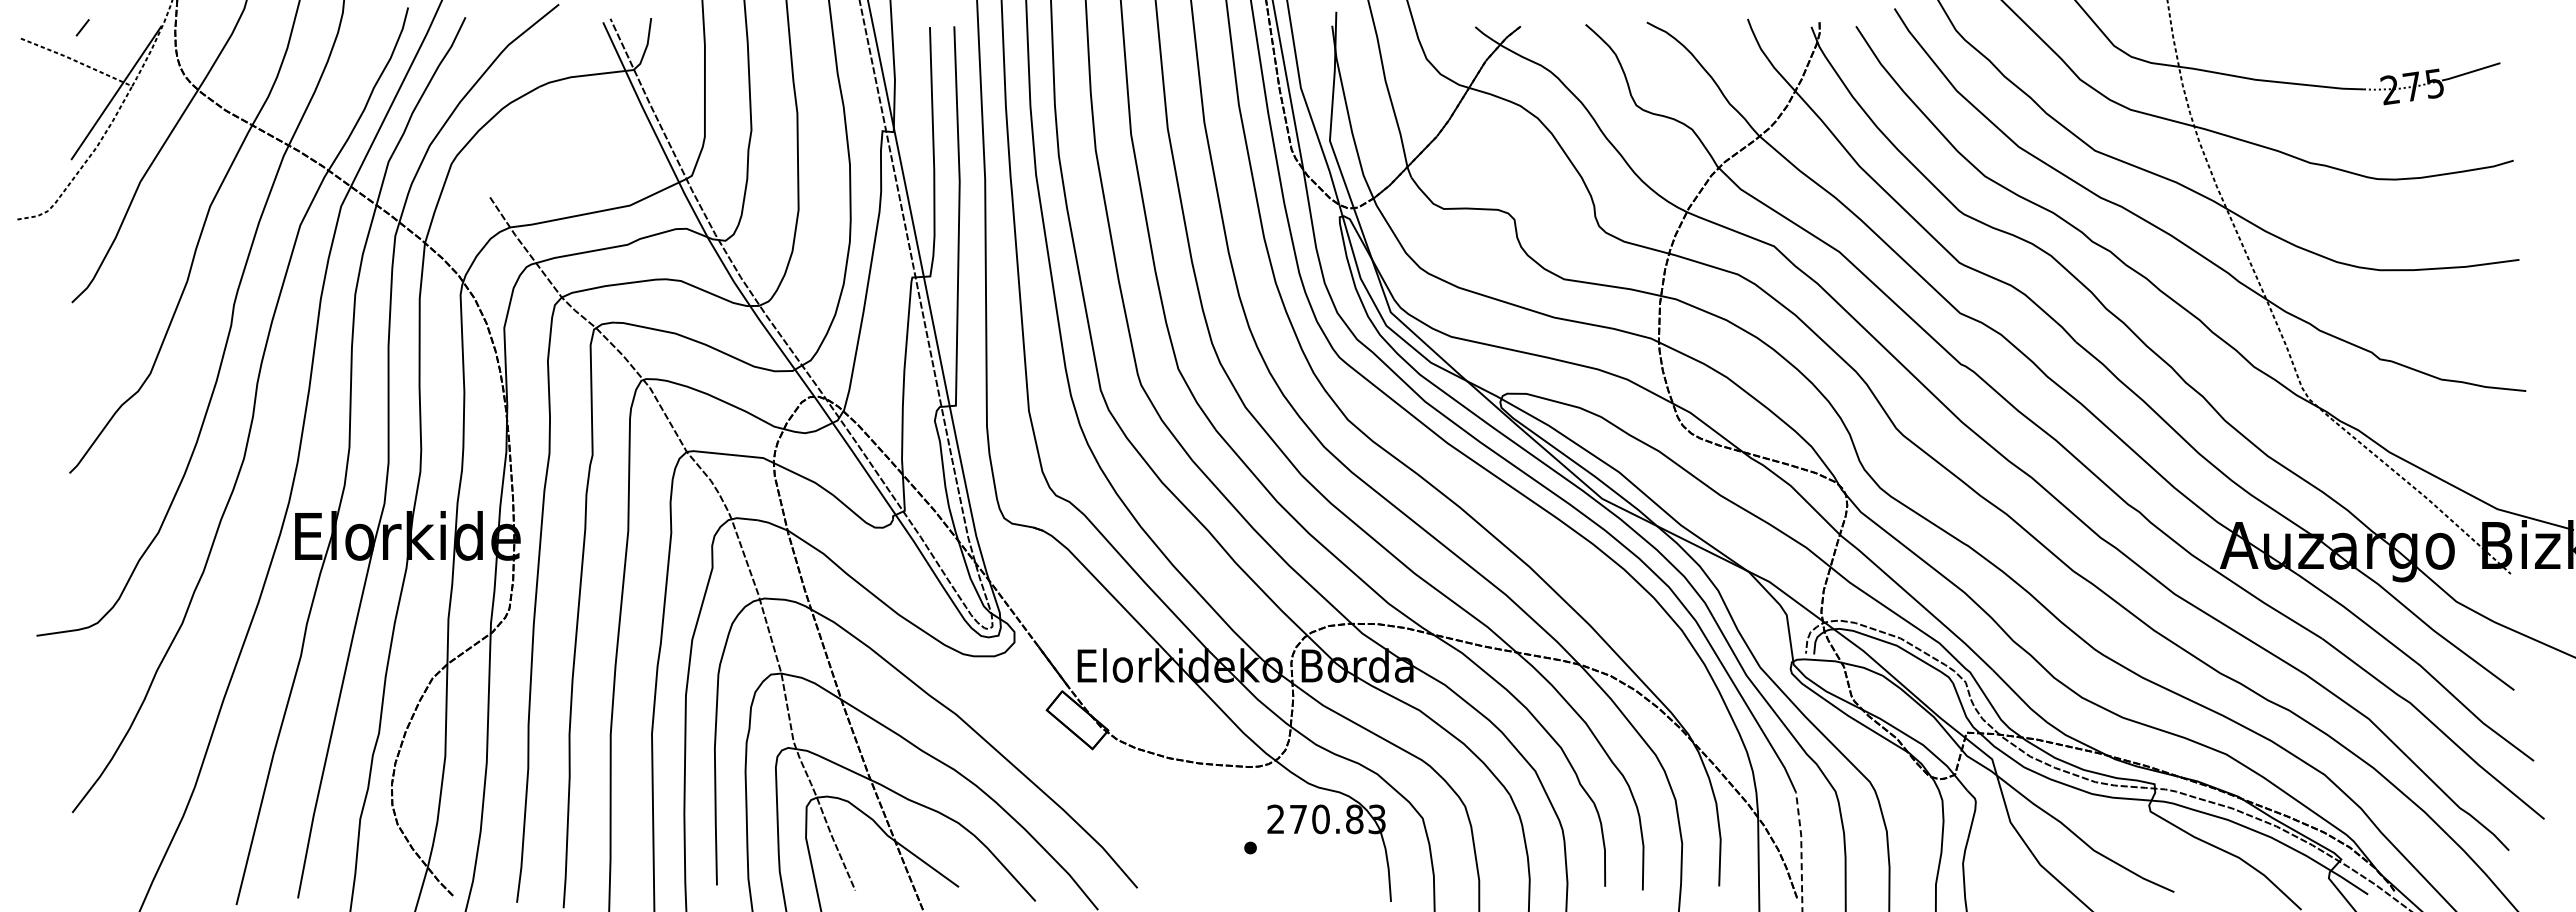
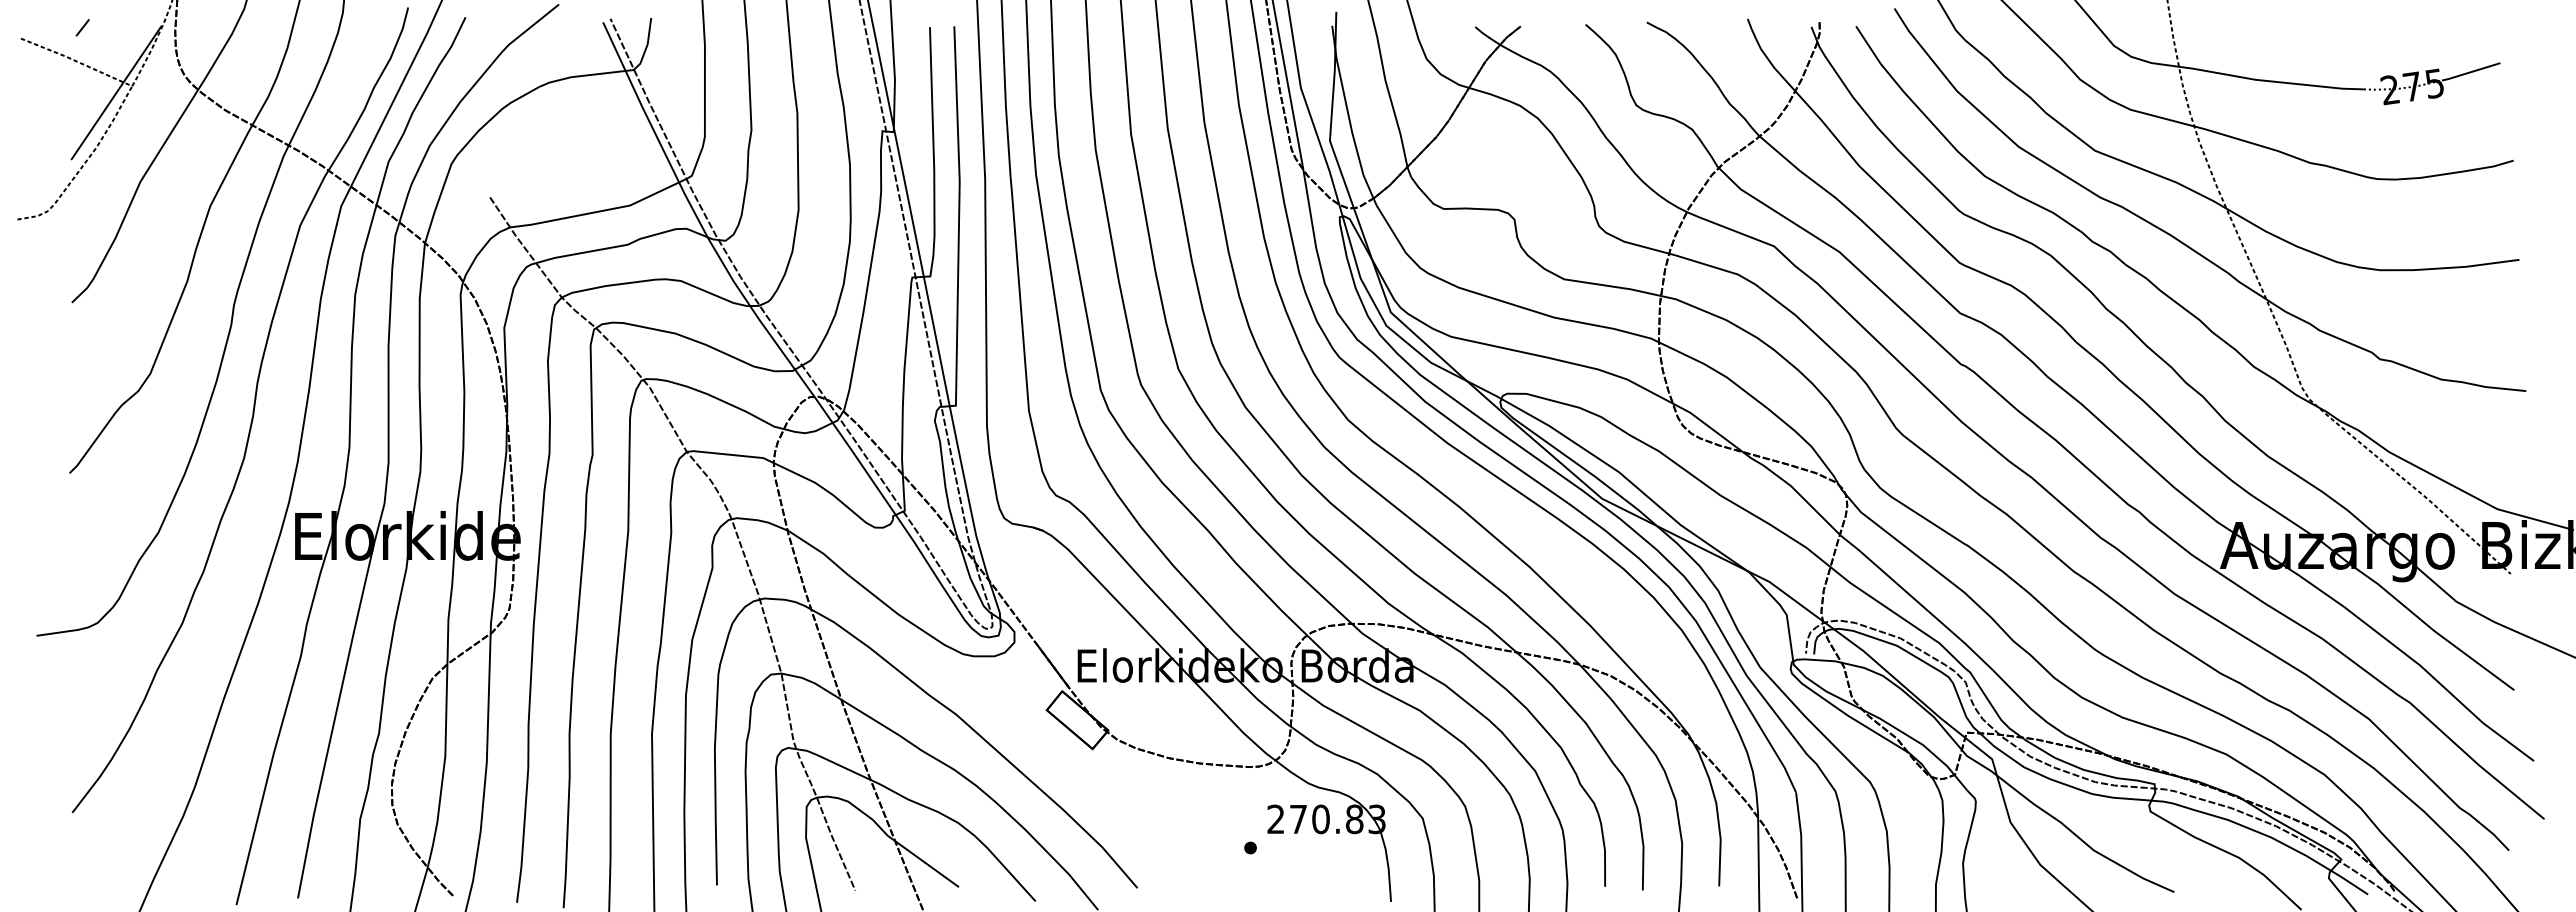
line: dashed -> solid (1801, 850)
